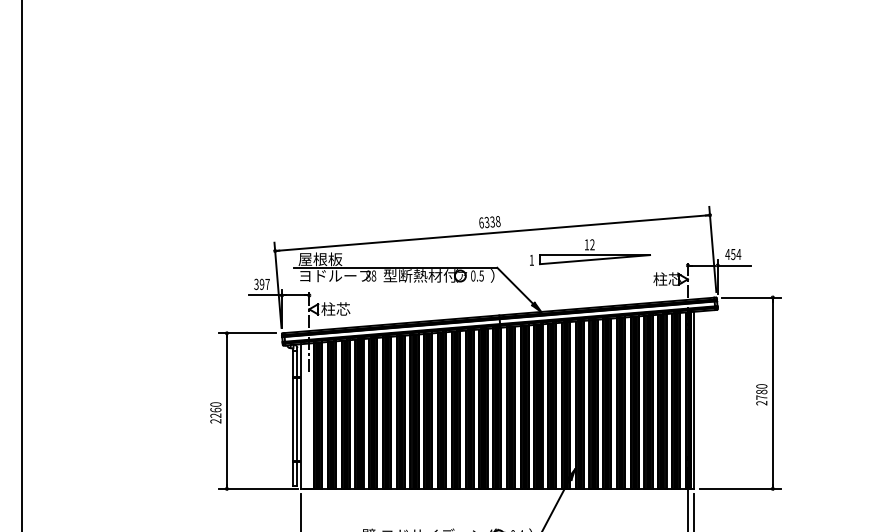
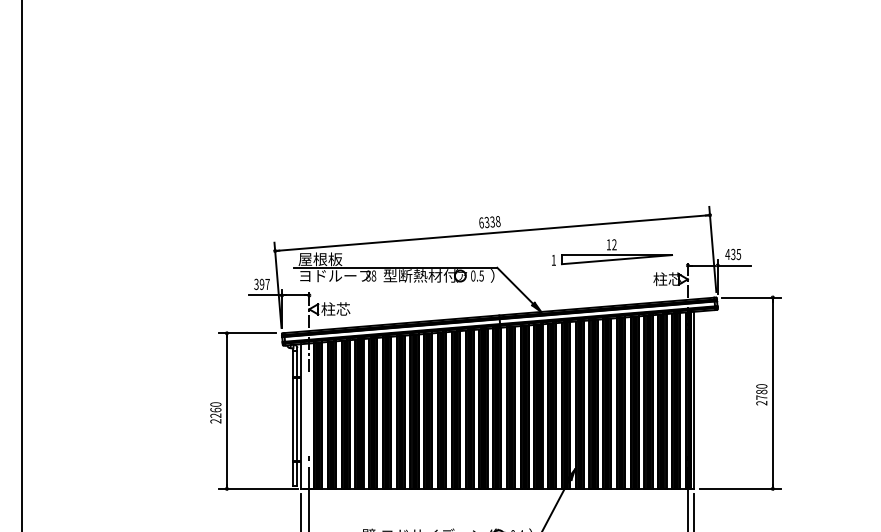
part position: (590, 252) -> (612, 252) (612, 252)
text: 454 -> 435 (736, 254)
line: none -> present (309, 491)
